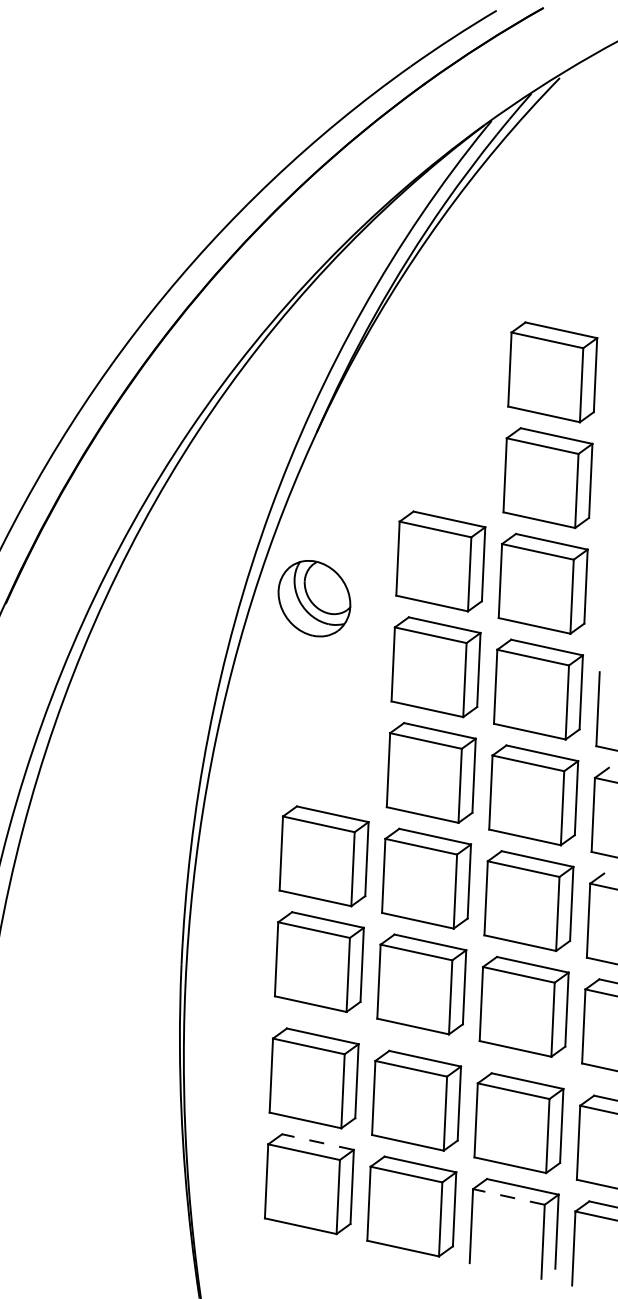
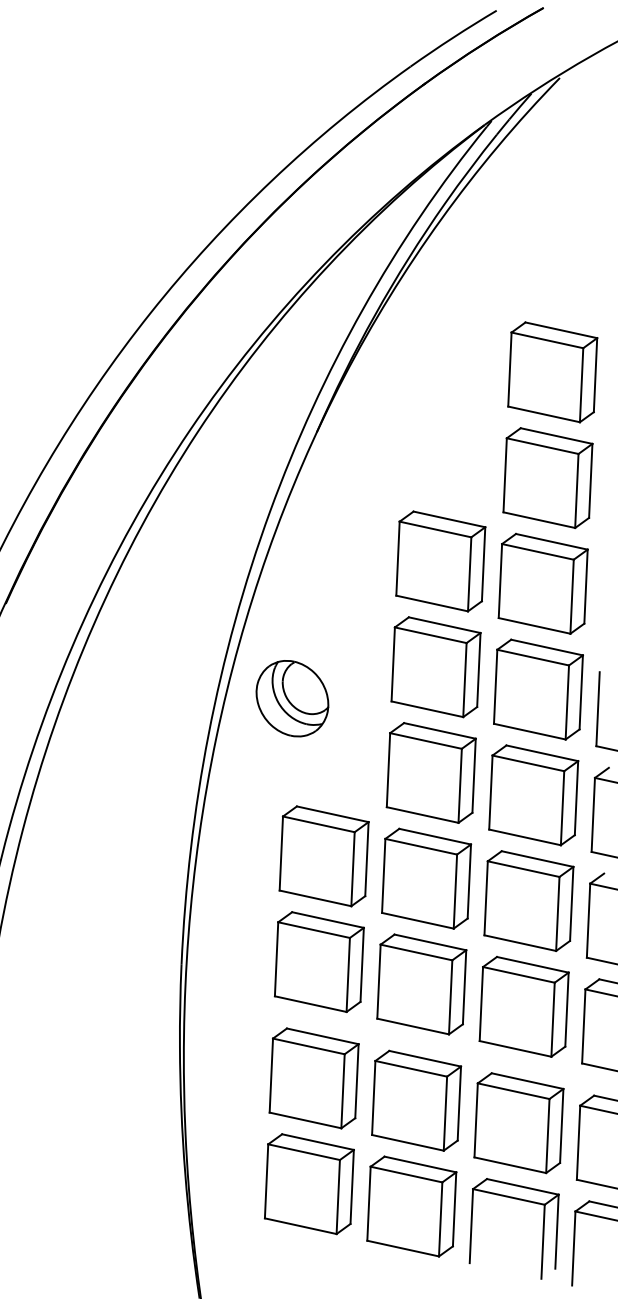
part position: (314, 598) -> (292, 698) (292, 698)
line: dashed -> solid (318, 1142)
line: dashed -> solid (508, 1196)
